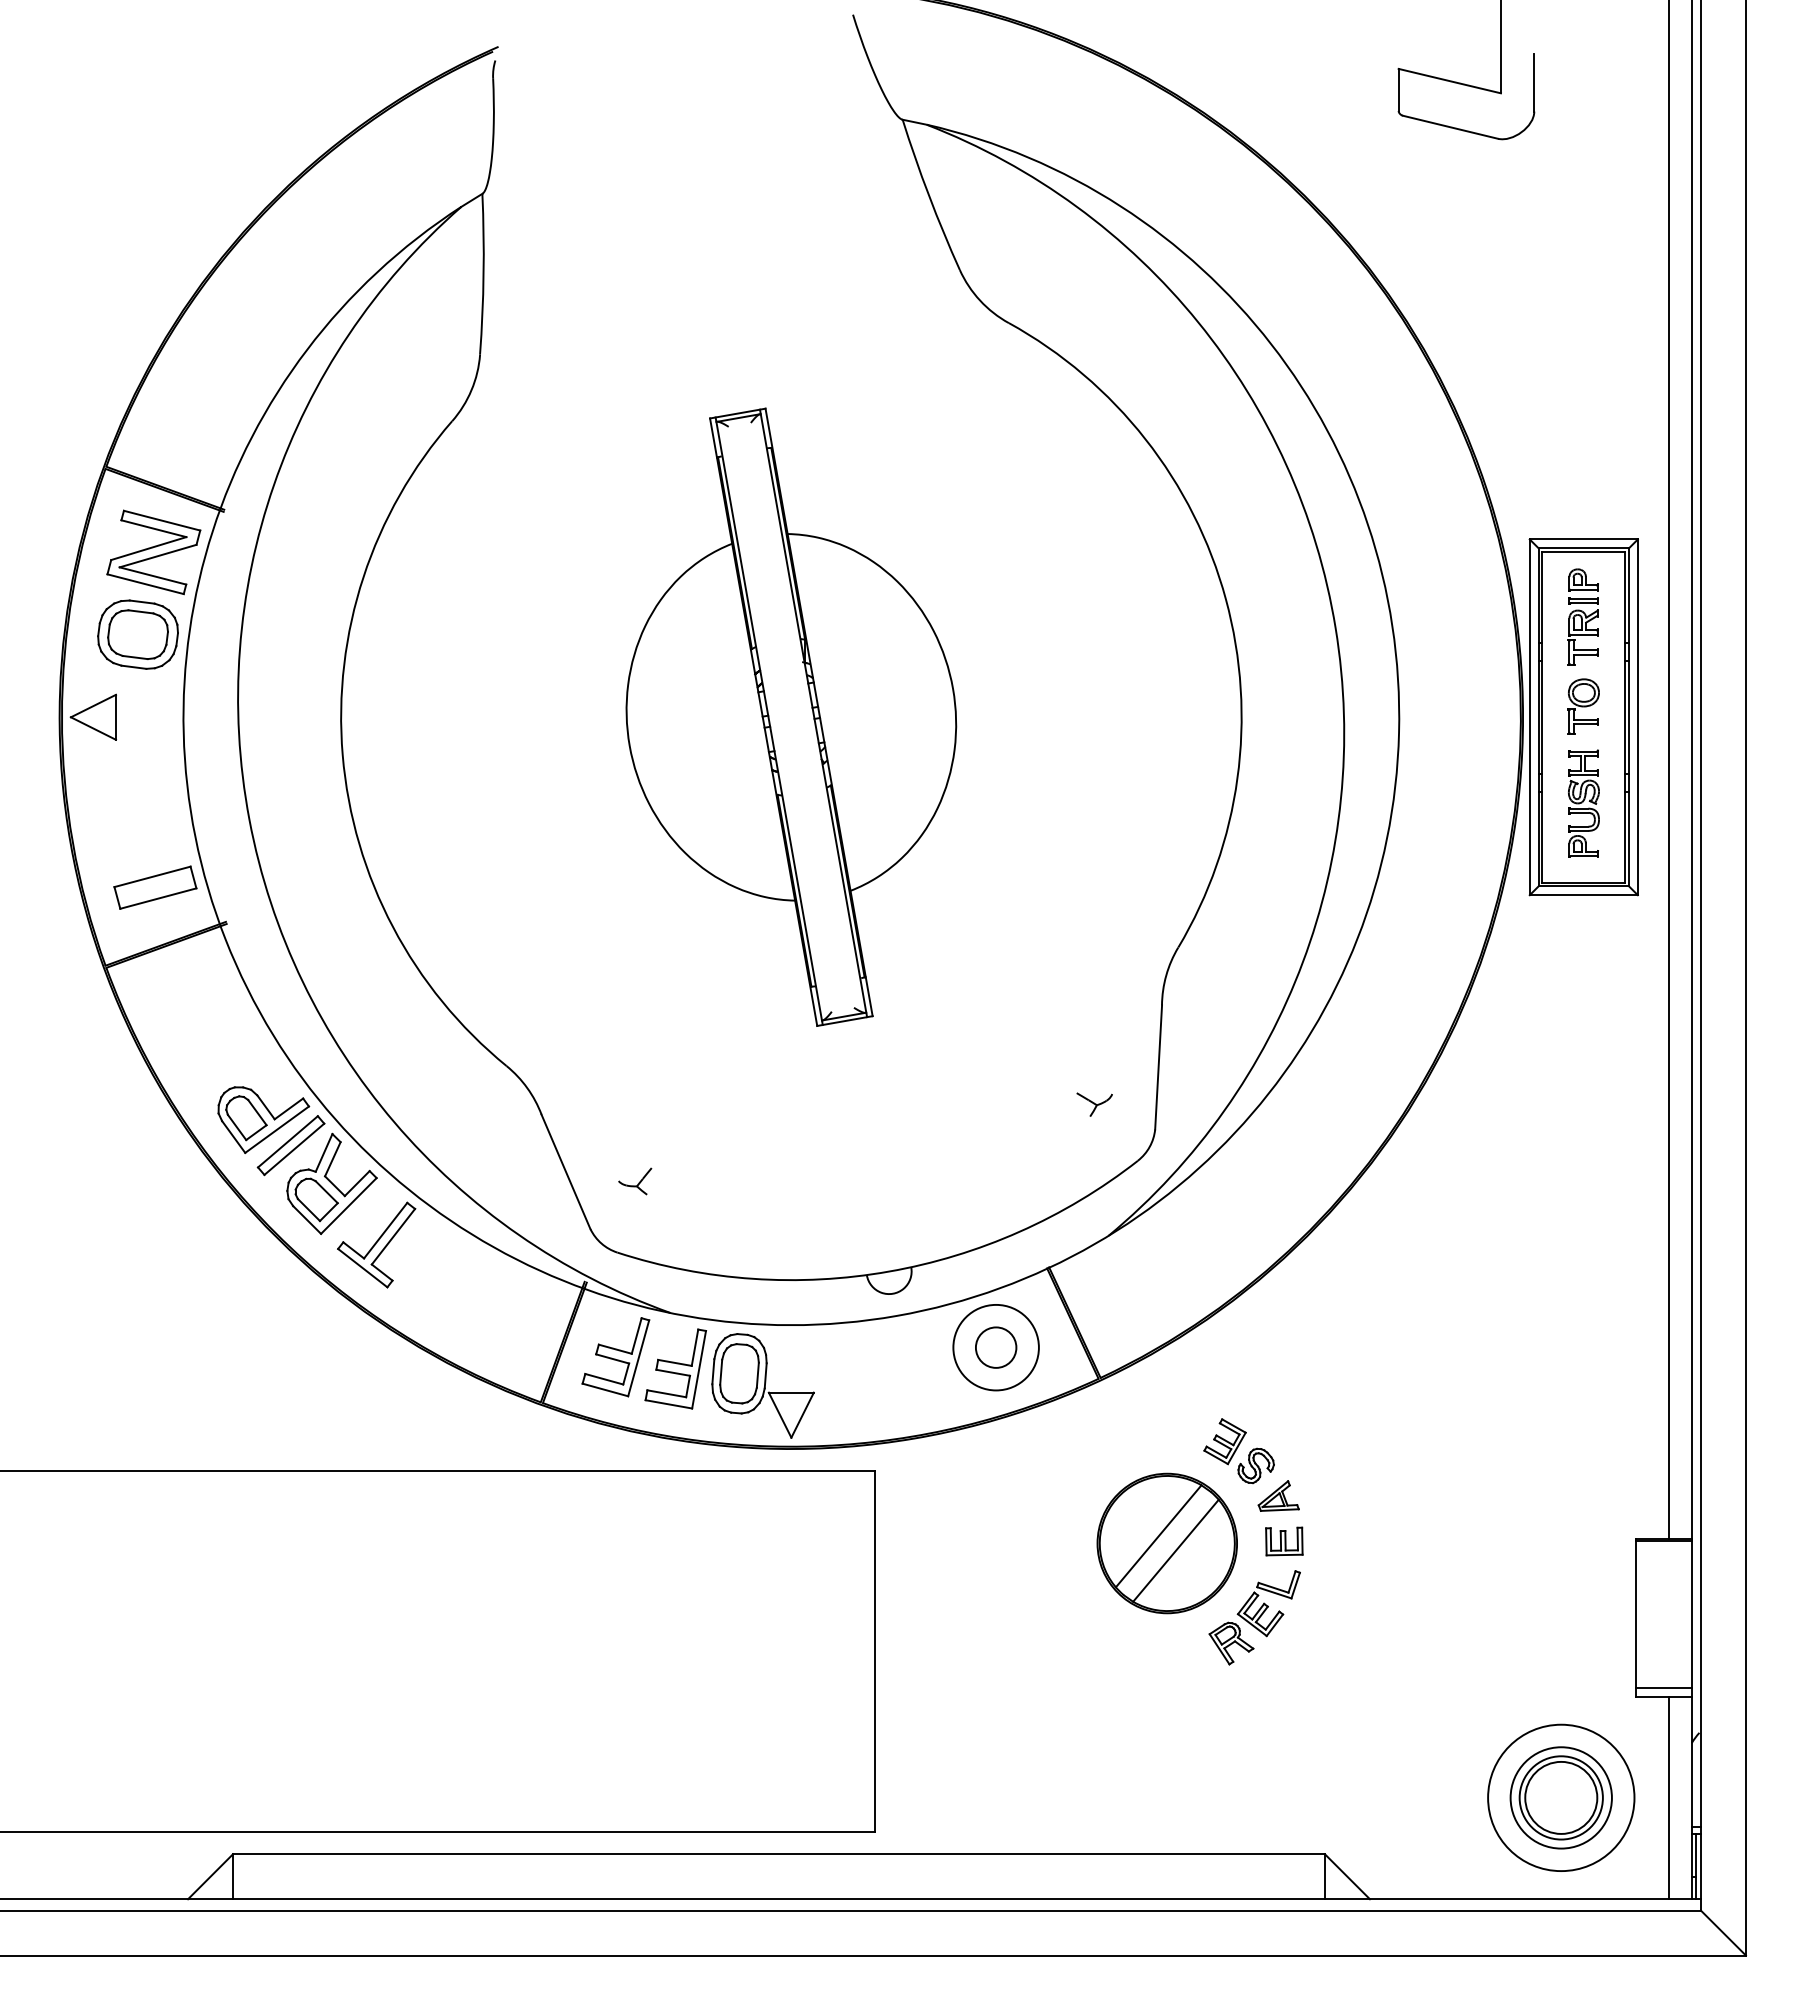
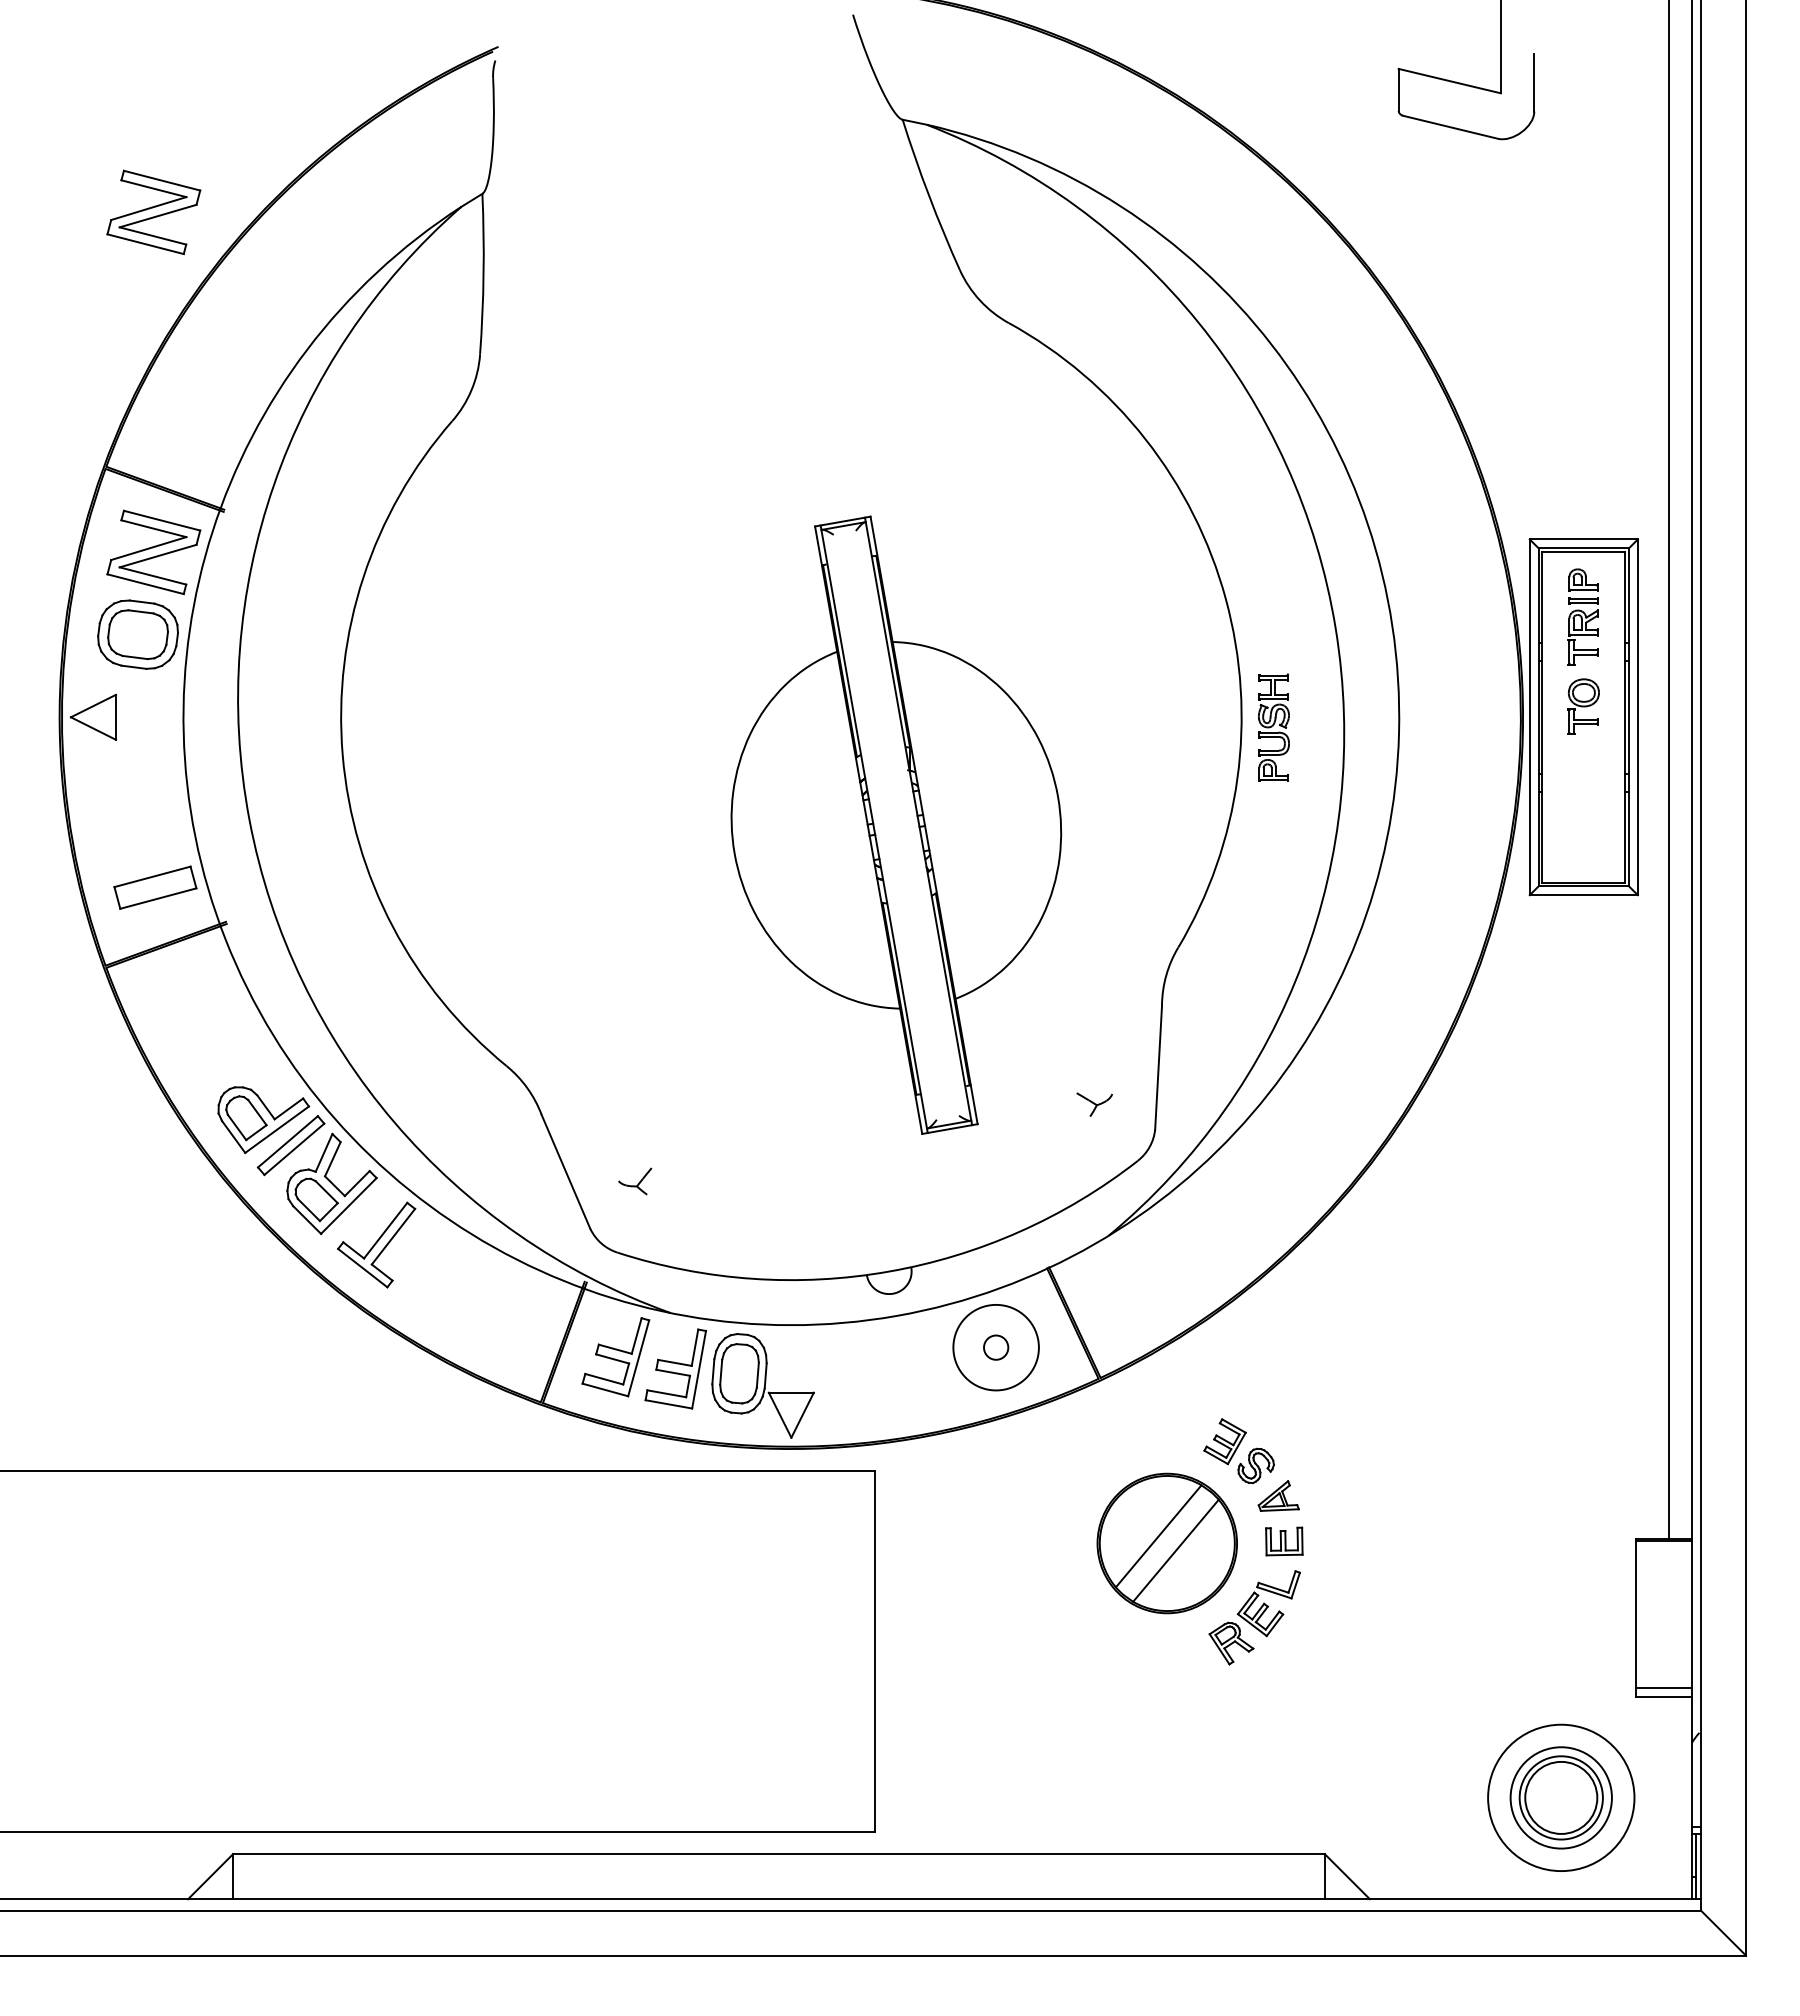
part: none -> present (153, 212)
part position: (791, 716) -> (896, 824) (896, 824)
part position: (1583, 803) -> (1273, 727) (1273, 727)
circle diameter: 40 px -> 24 px (996, 1347)
line: present -> none (1669, 1797)
